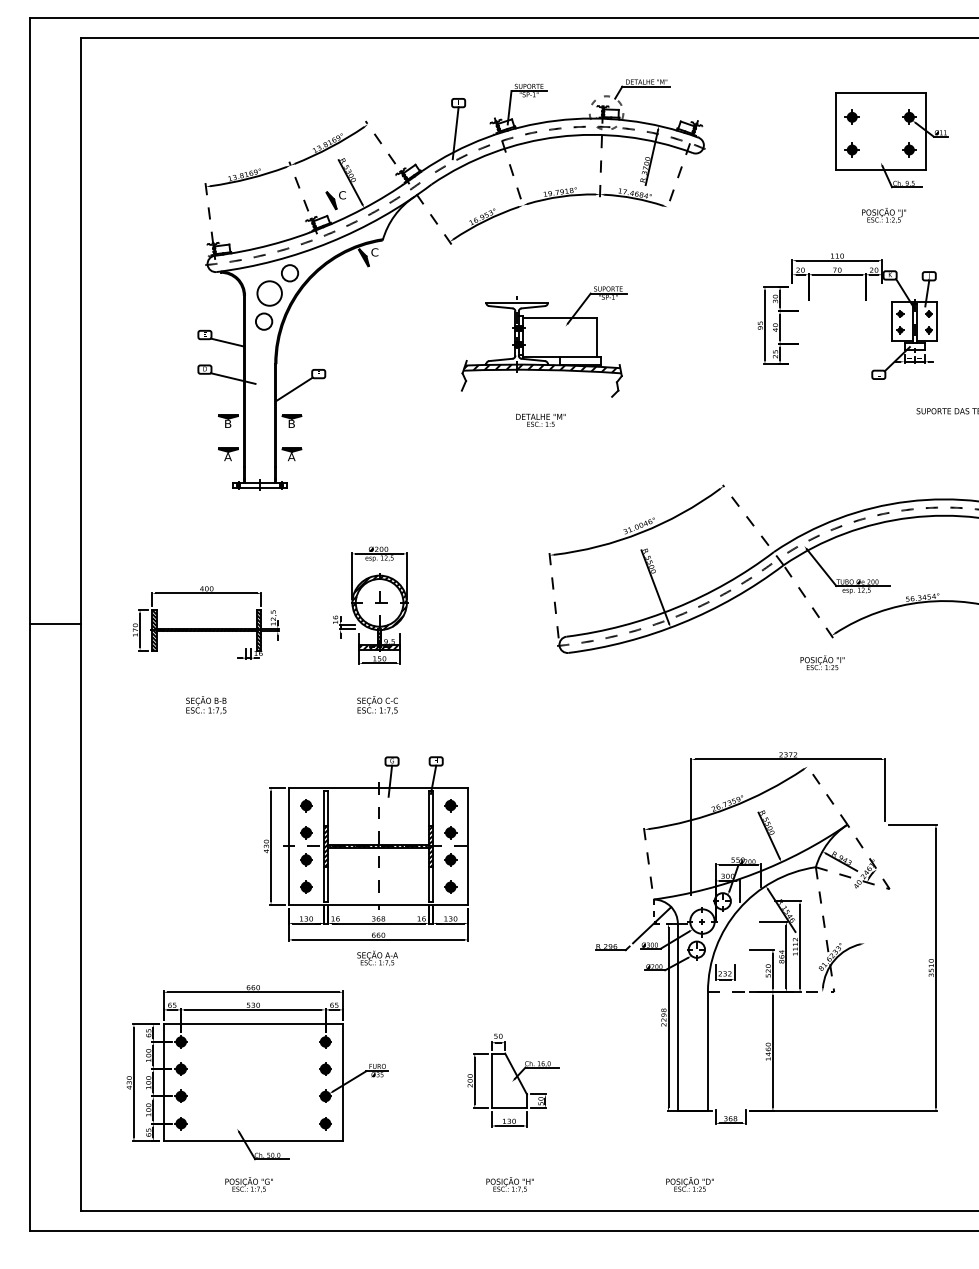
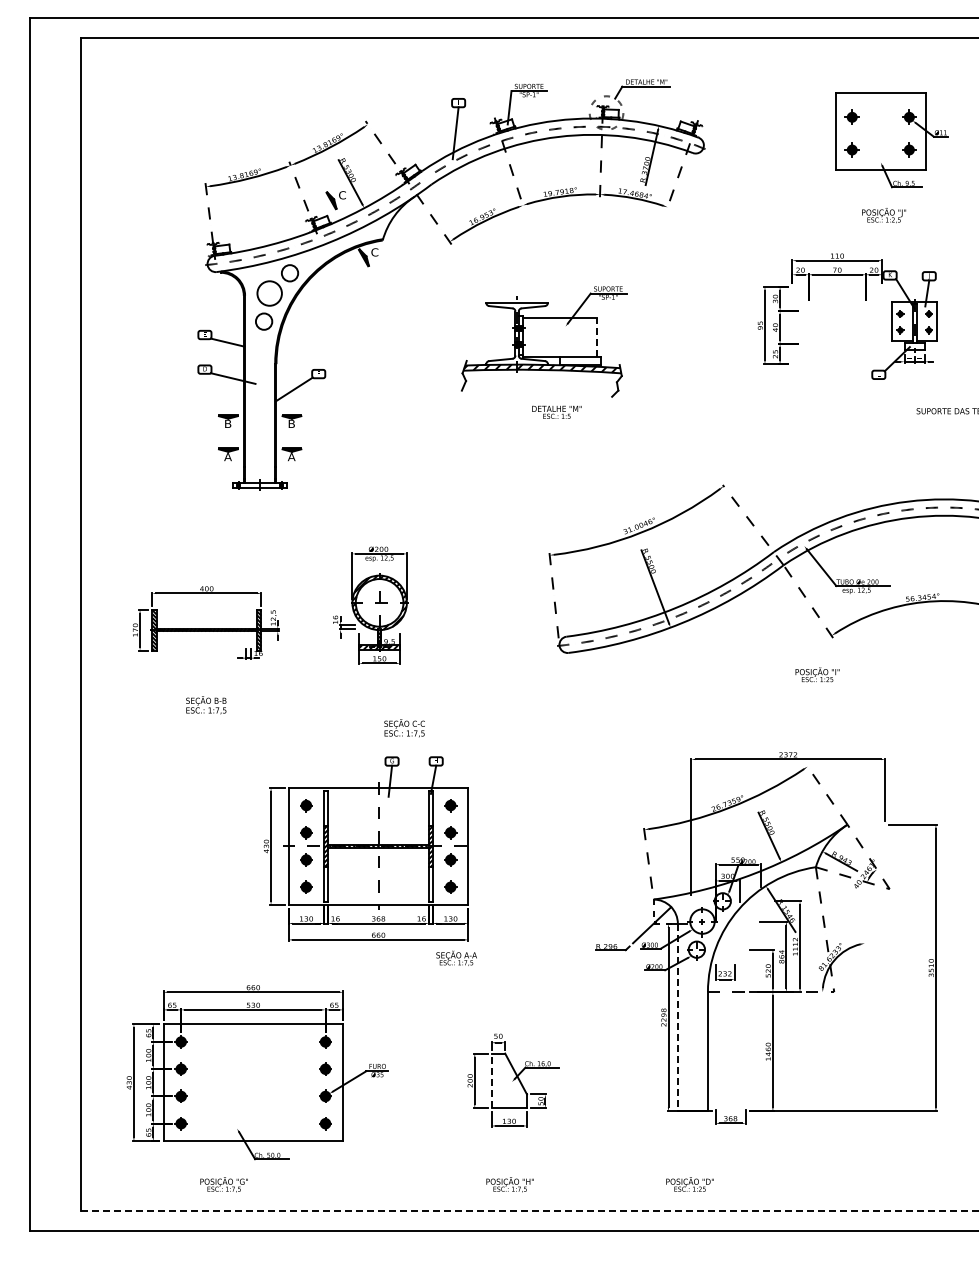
line: solid -> dashed (596, 336)
text position: (540, 419) -> (556, 411) (556, 411)
line: present -> none (54, 624)
text position: (822, 662) -> (817, 674) (817, 674)
text position: (377, 705) -> (404, 728) (404, 728)
text position: (377, 957) -> (456, 957) (456, 957)
line: solid -> dashed (677, 1017)
line: solid -> dashed (491, 1080)
text position: (248, 1184) -> (223, 1184) (223, 1184)
line: solid -> dashed (529, 1210)
